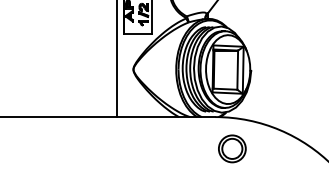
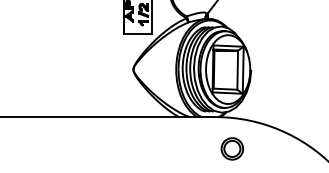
line: present -> none (117, 59)
part size: 29x30 px -> 24x24 px (231, 148)
